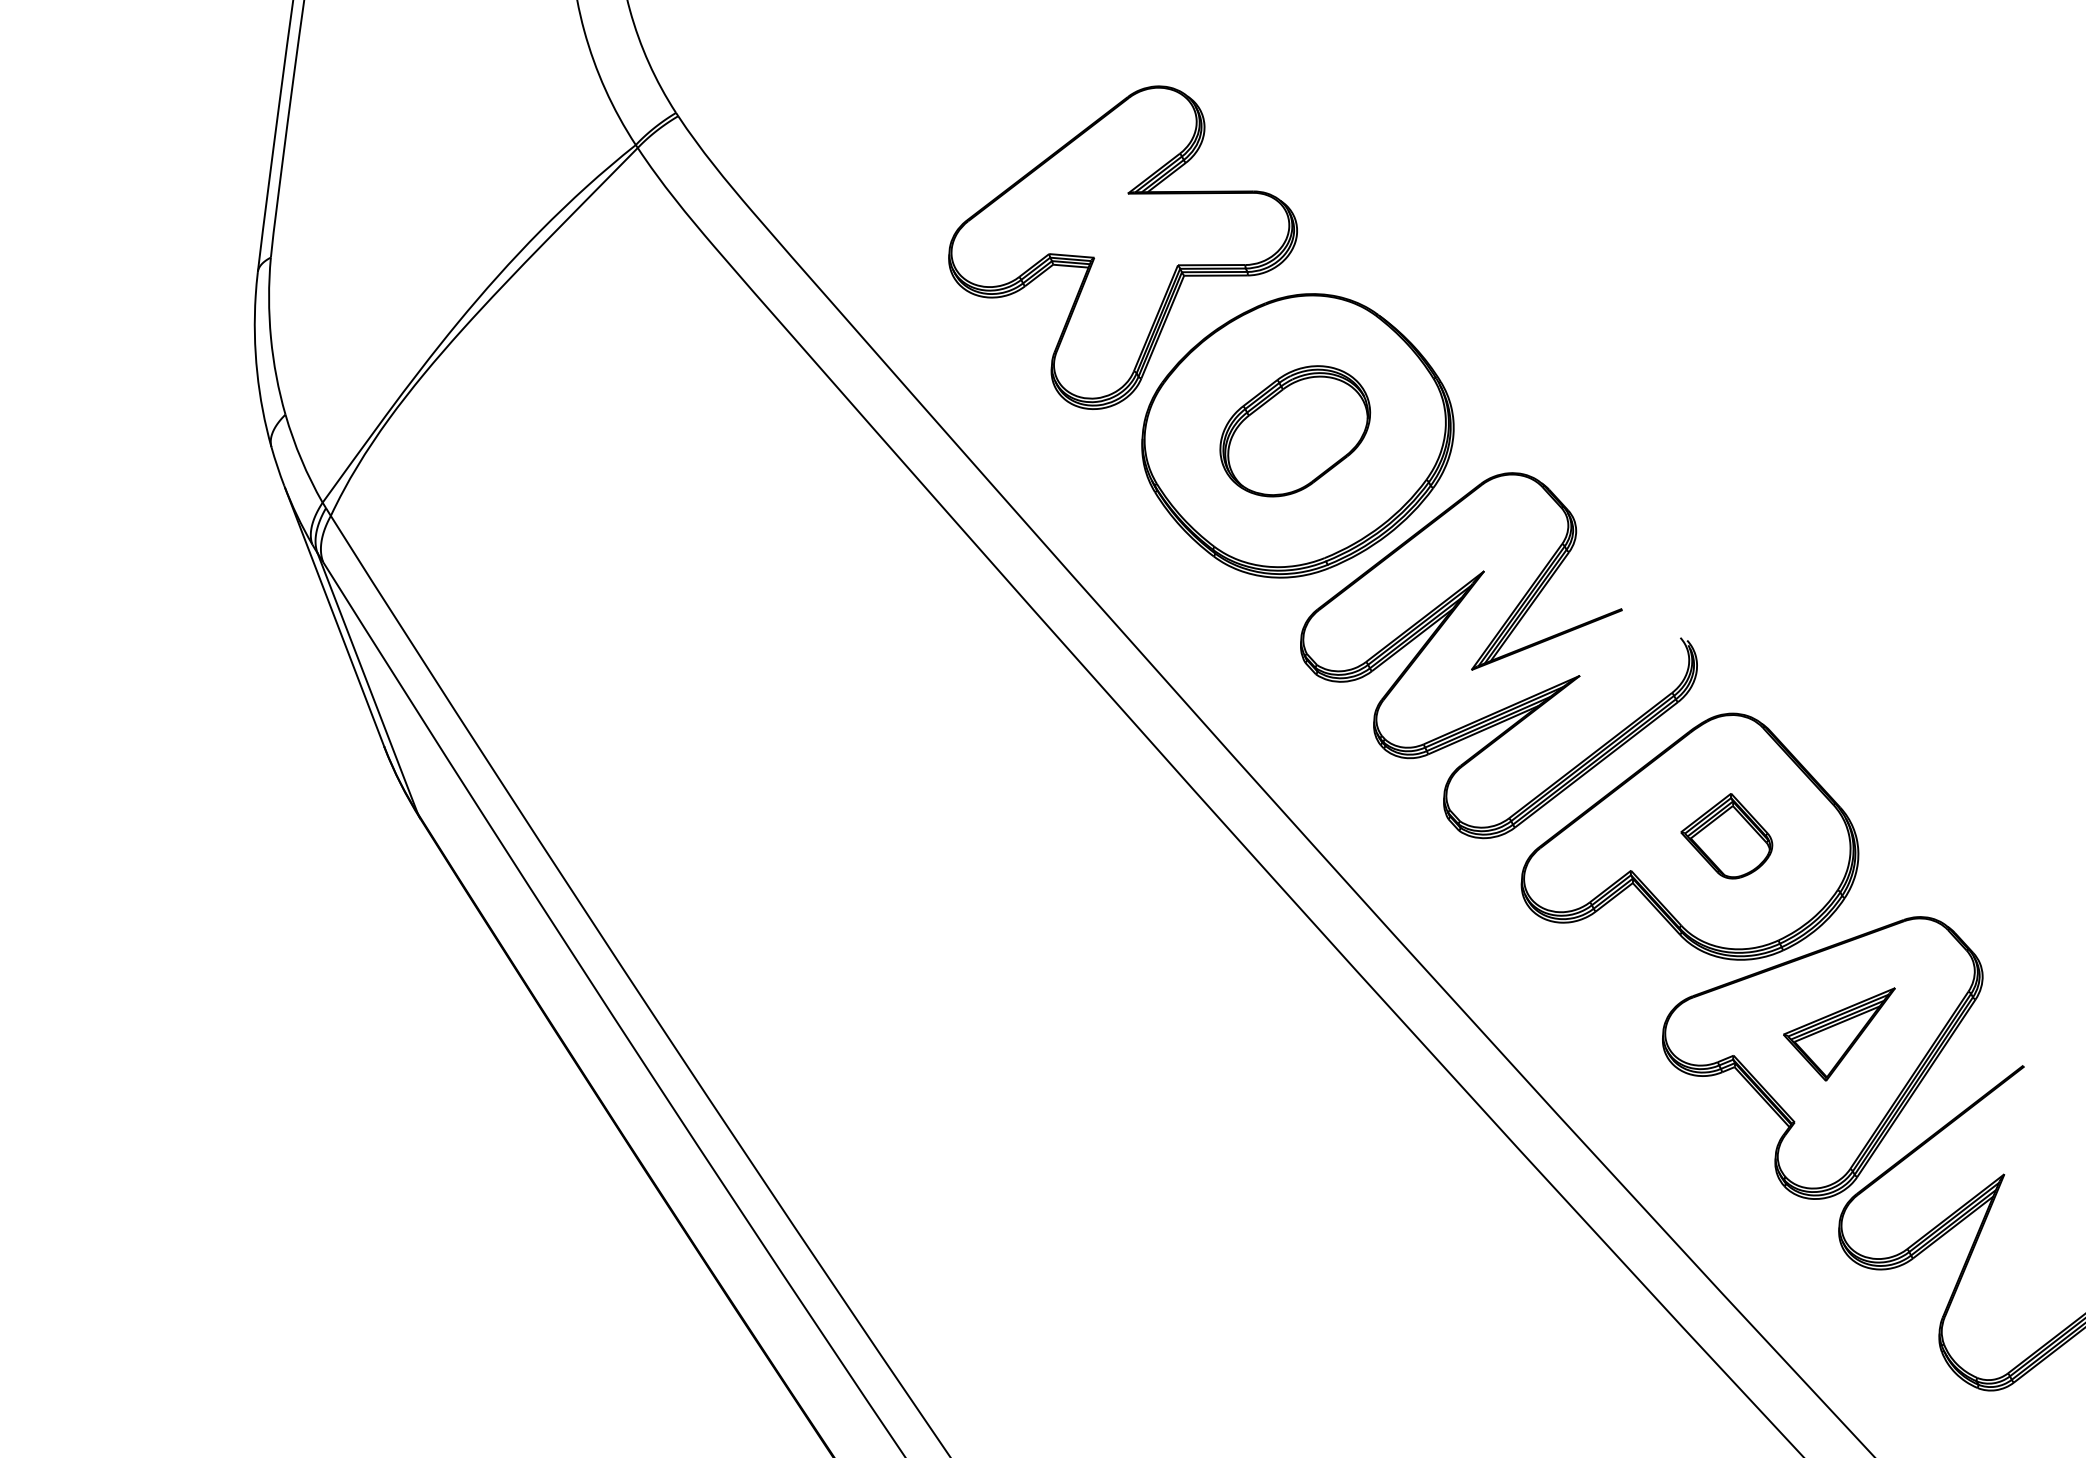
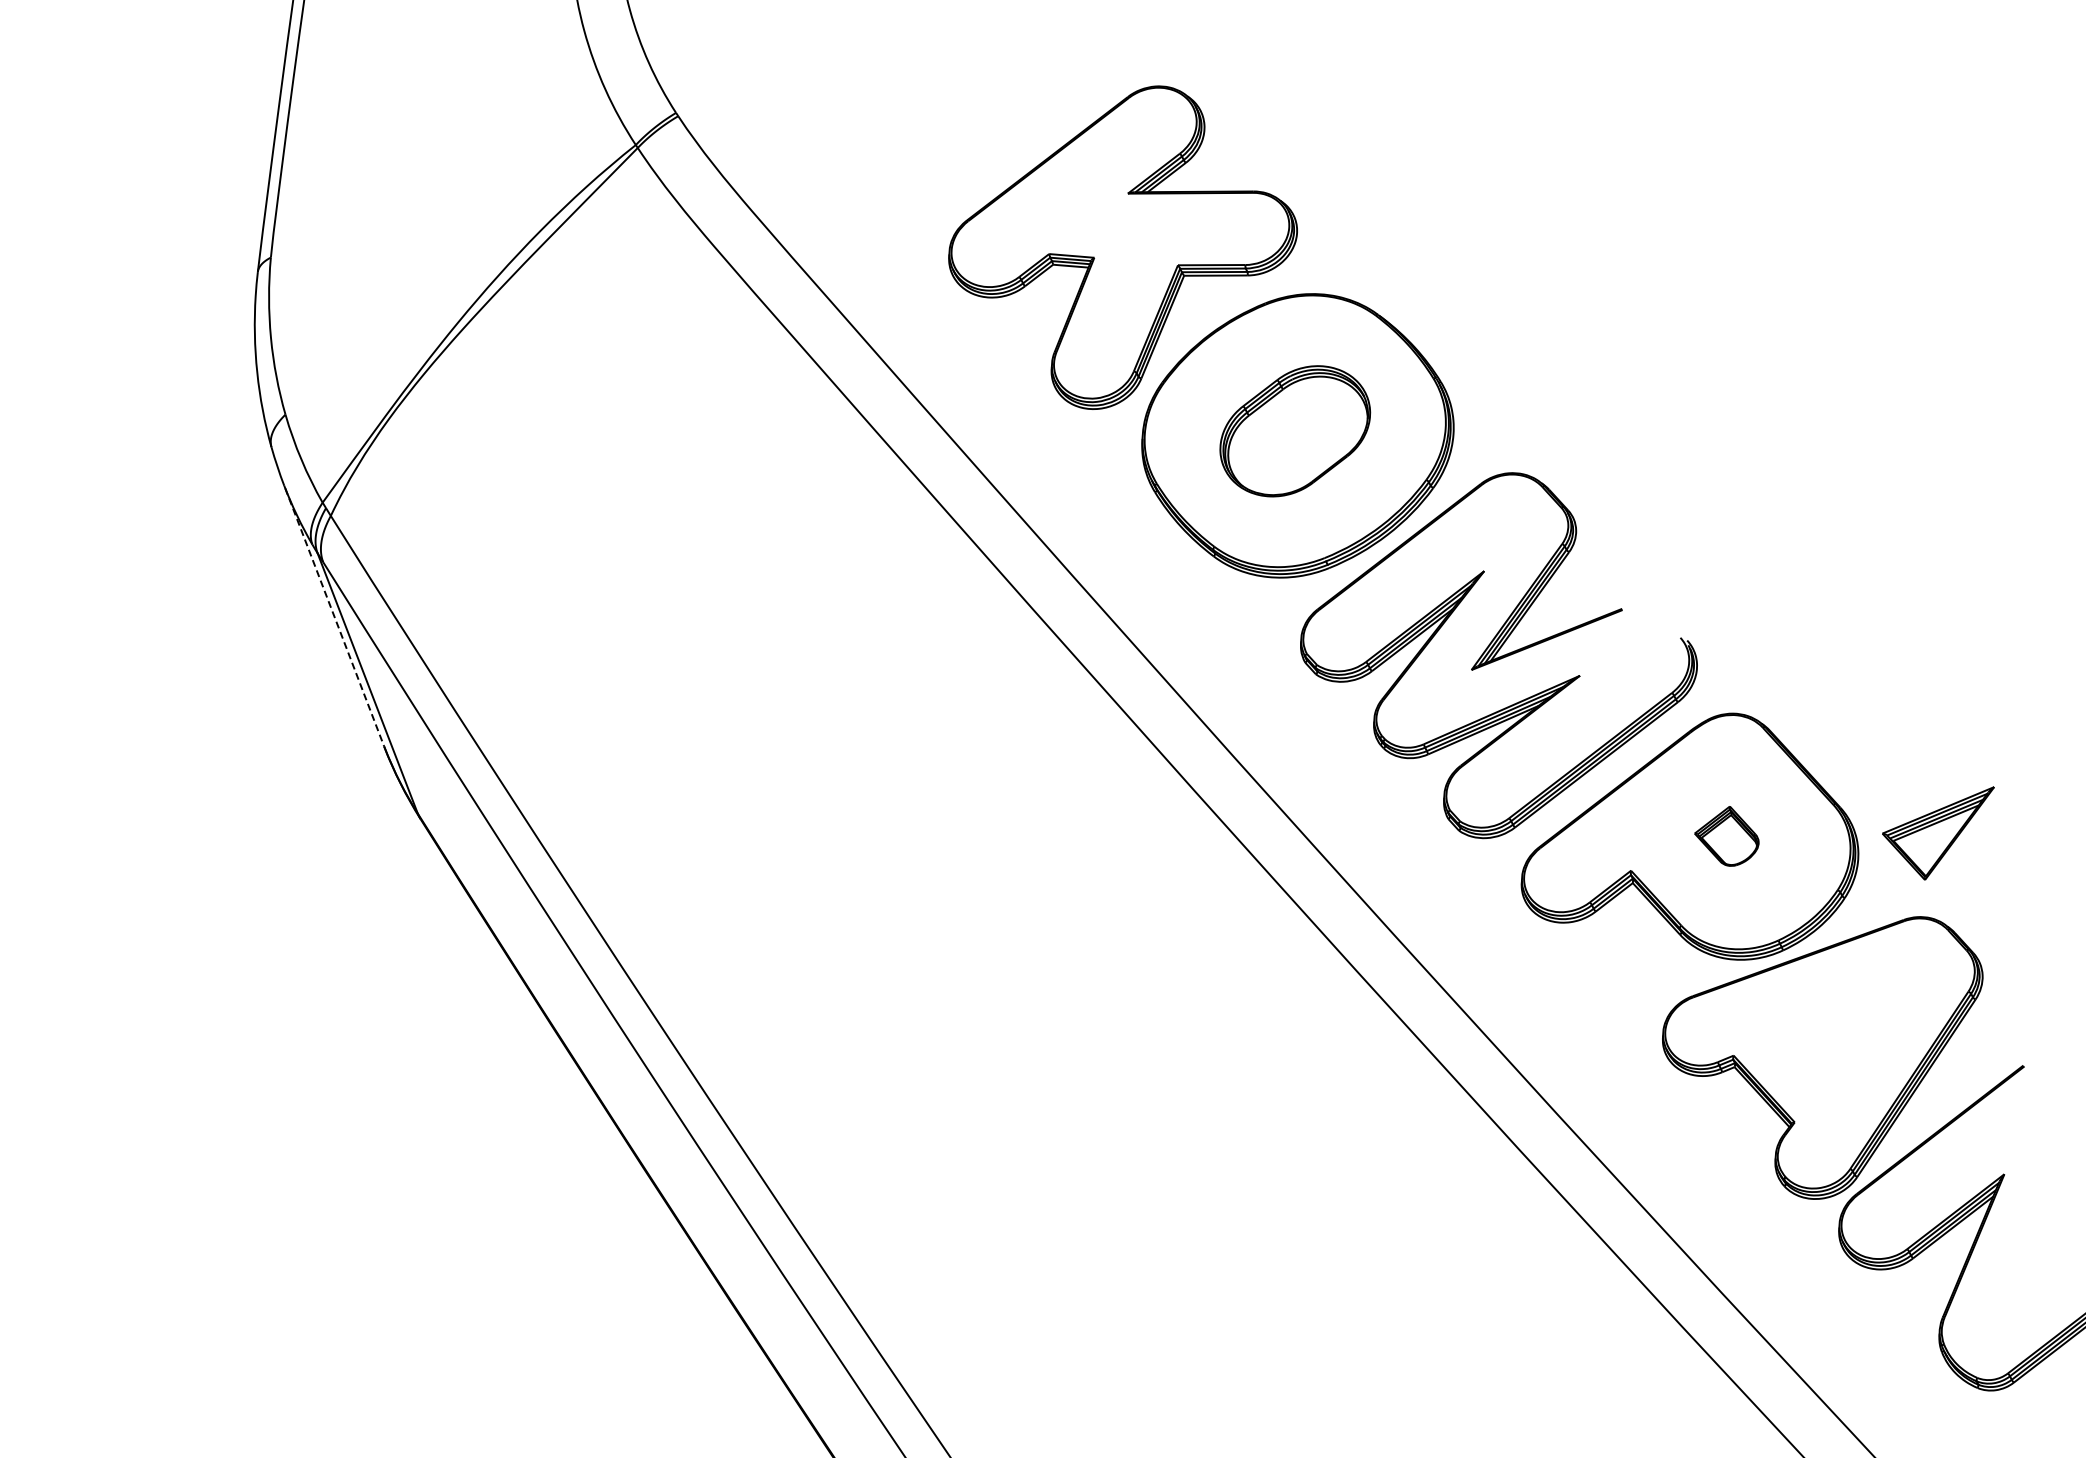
line: solid -> dashed (334, 617)
part size: 94x87 px -> 66x61 px (1726, 836)
part position: (1839, 1034) -> (1938, 833) (1938, 833)
